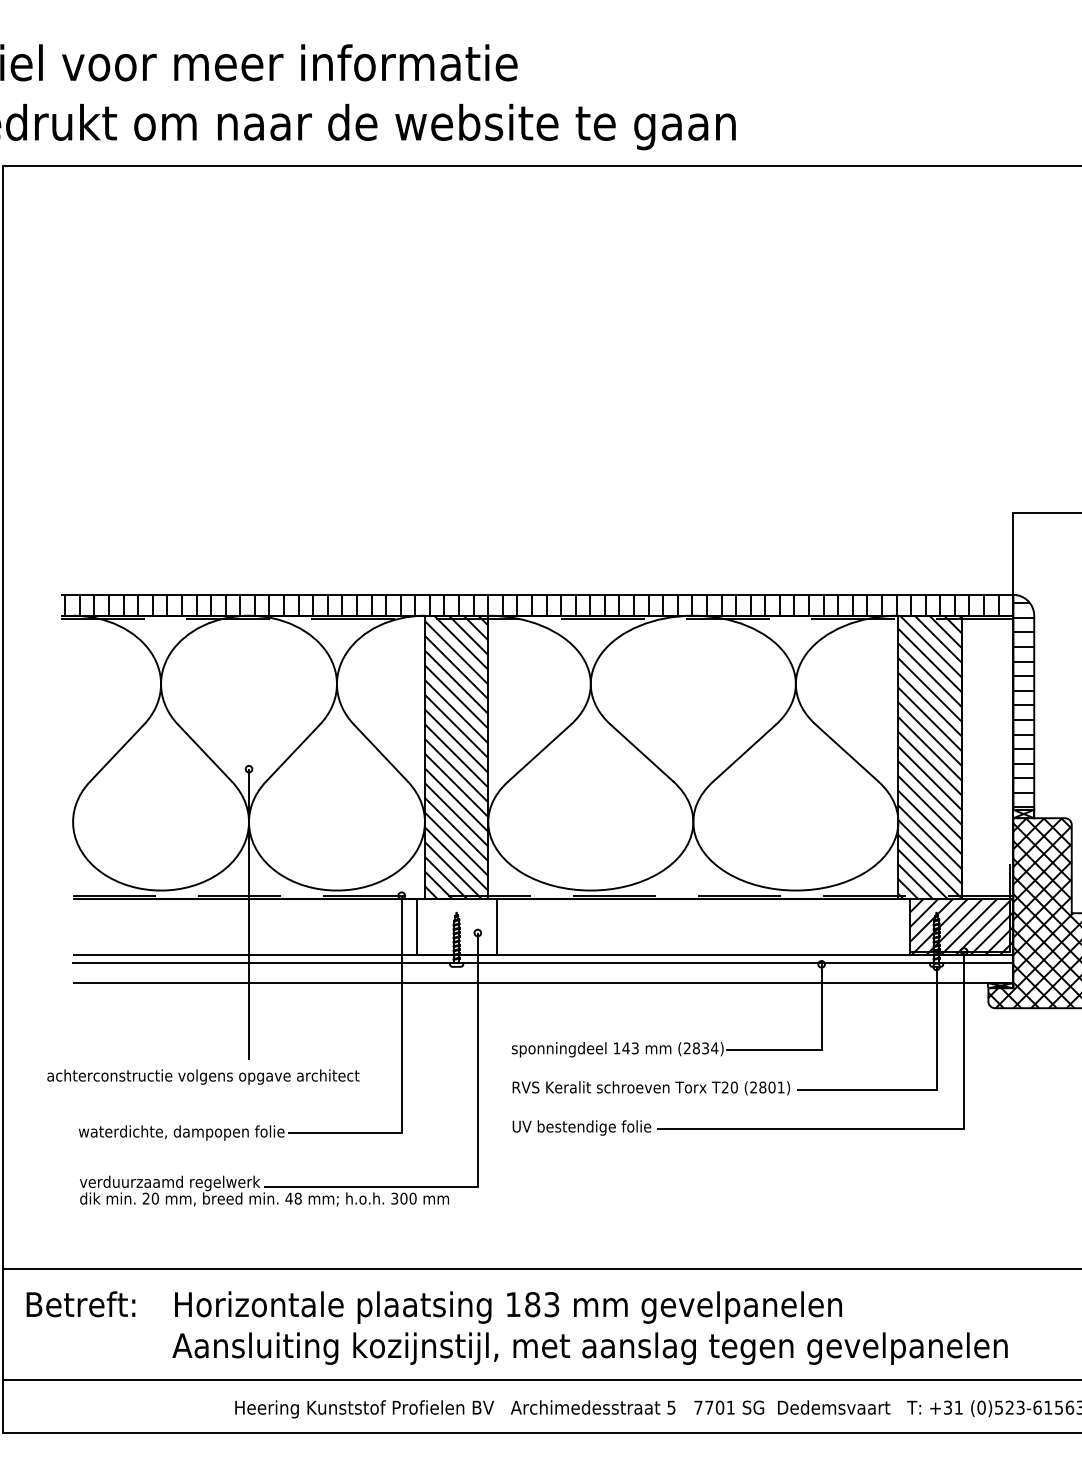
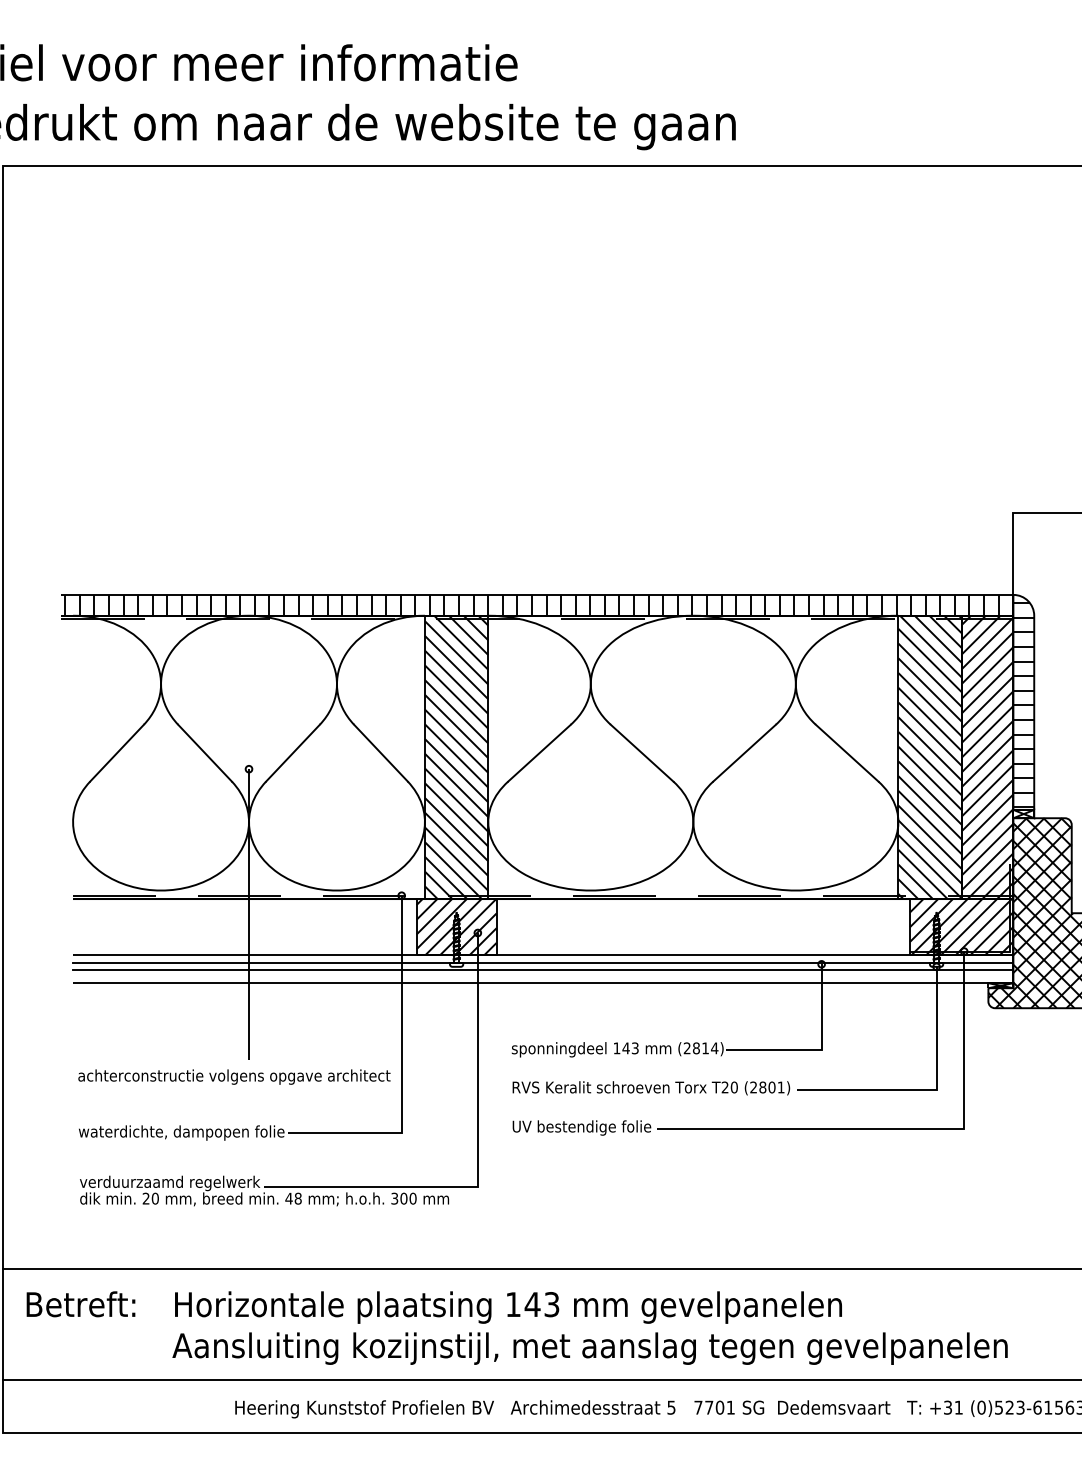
hatch: none -> present (987, 757)
hatch: none -> present (456, 926)
line: none -> present (543, 970)
text: (2834) -> (2814) (705, 1048)
text position: (203, 1076) -> (234, 1076) (234, 1076)
text: 183 -> 143 (532, 1304)
